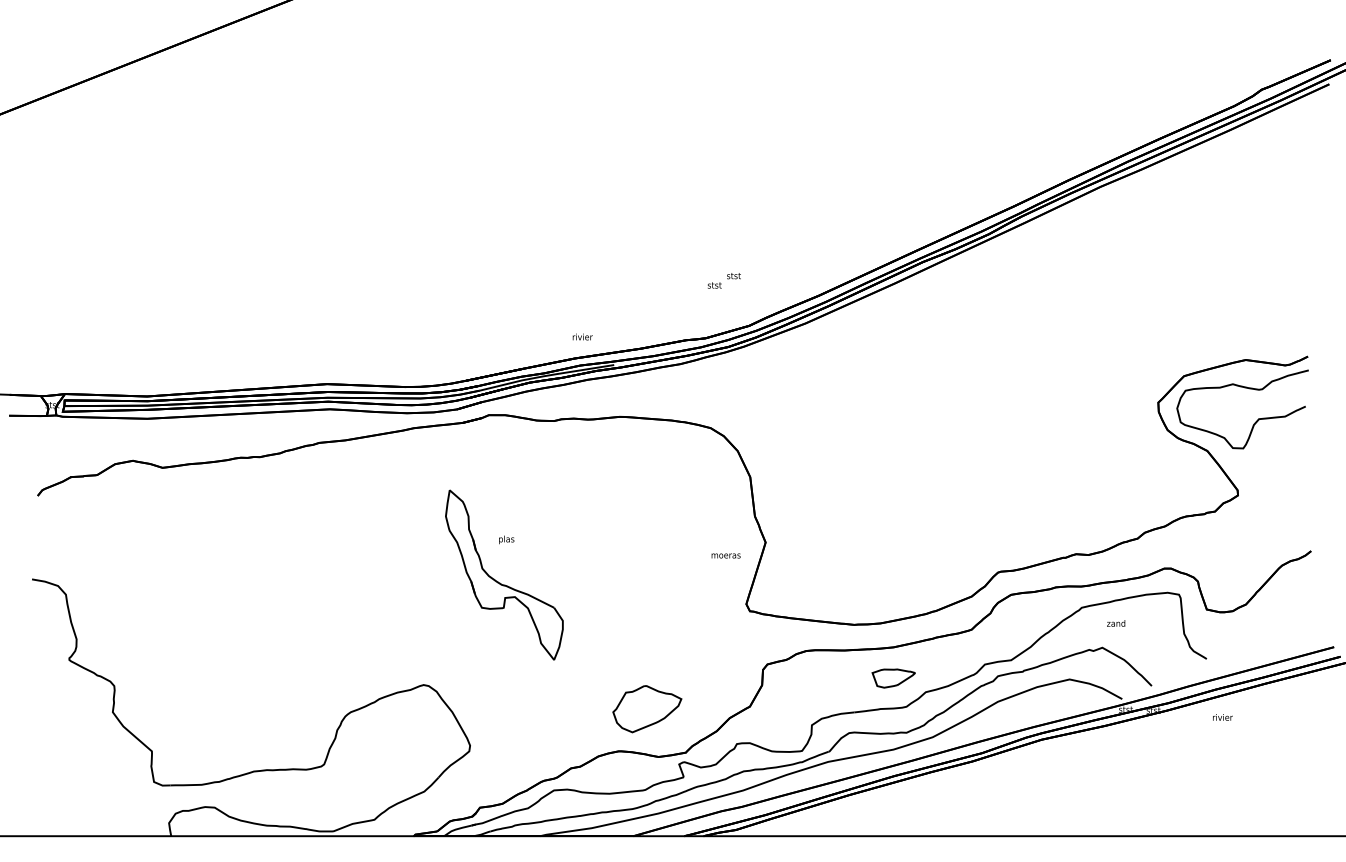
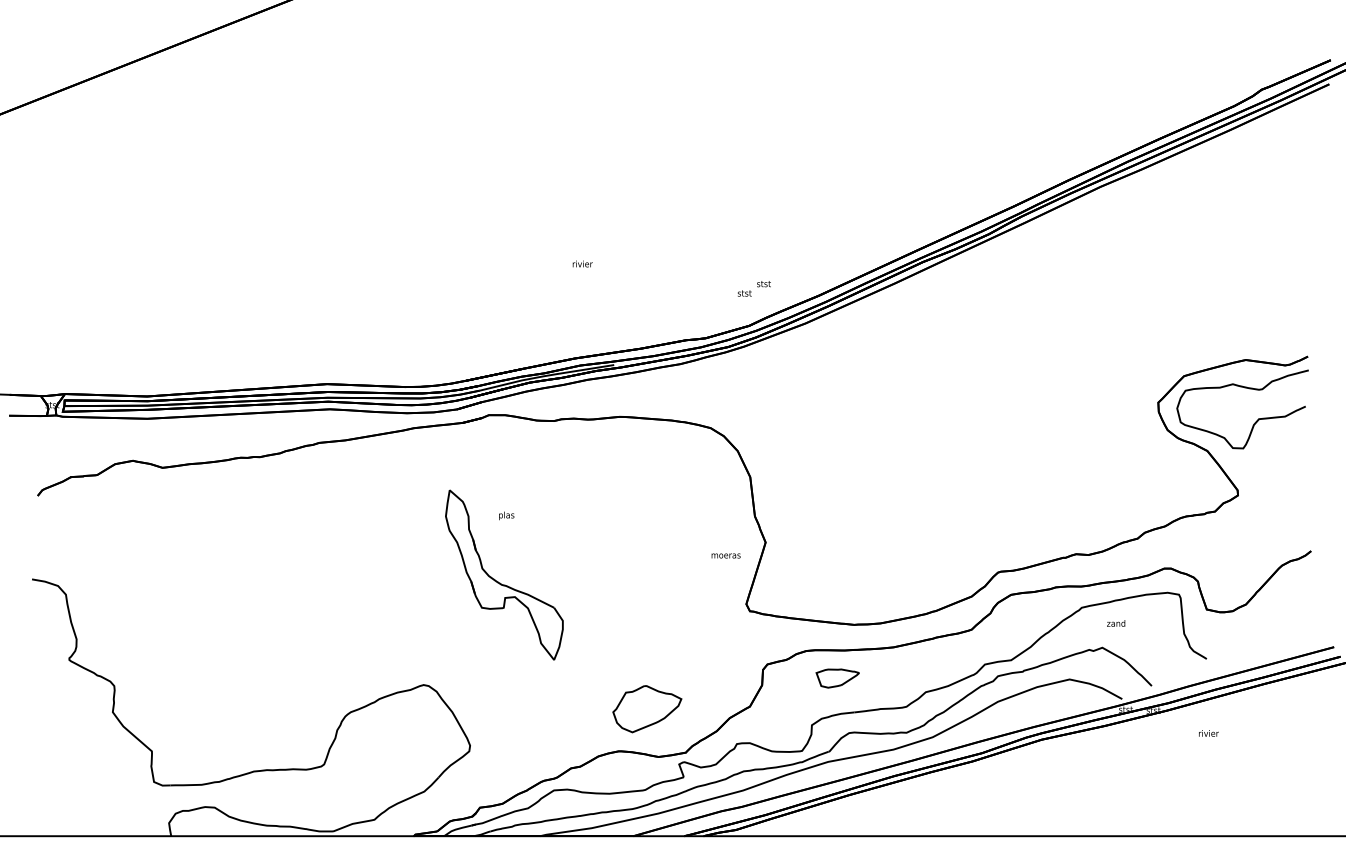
text position: (724, 280) -> (754, 288) (754, 288)
text position: (582, 336) -> (582, 263) (582, 263)
text position: (506, 539) -> (506, 515) (506, 515)
part position: (893, 678) -> (837, 678) (837, 678)
text position: (1222, 717) -> (1208, 733) (1208, 733)
